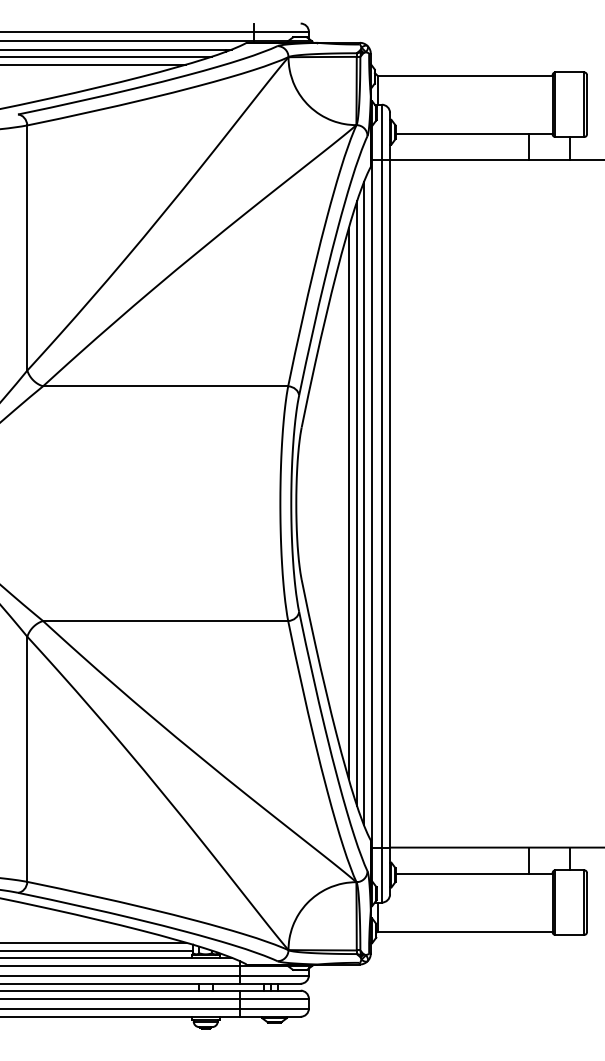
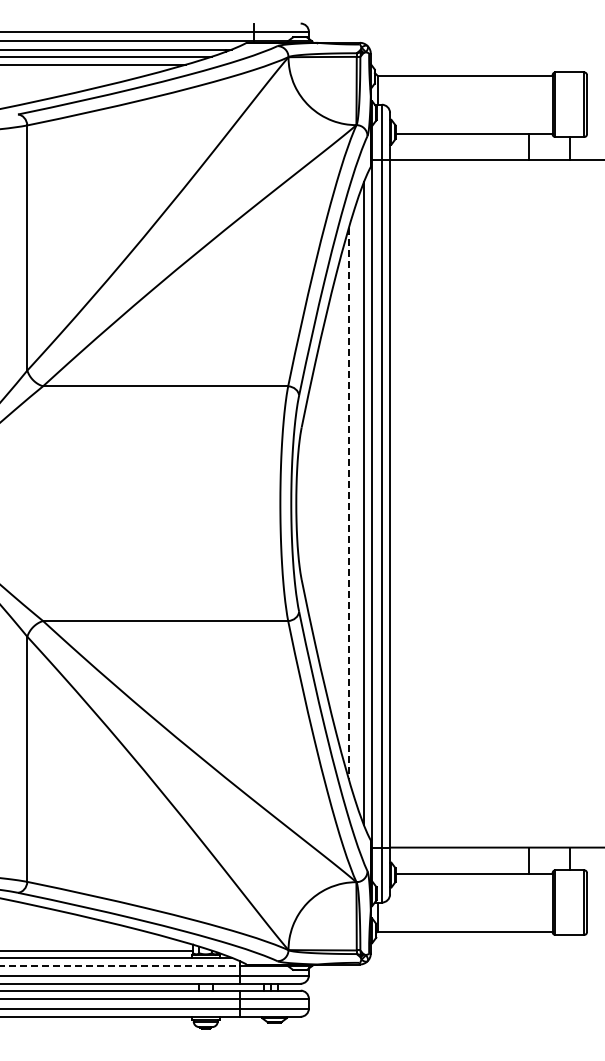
line: solid -> dashed (348, 503)
line: present -> none (357, 503)
line: present -> none (93, 942)
line: solid -> dashed (120, 965)
